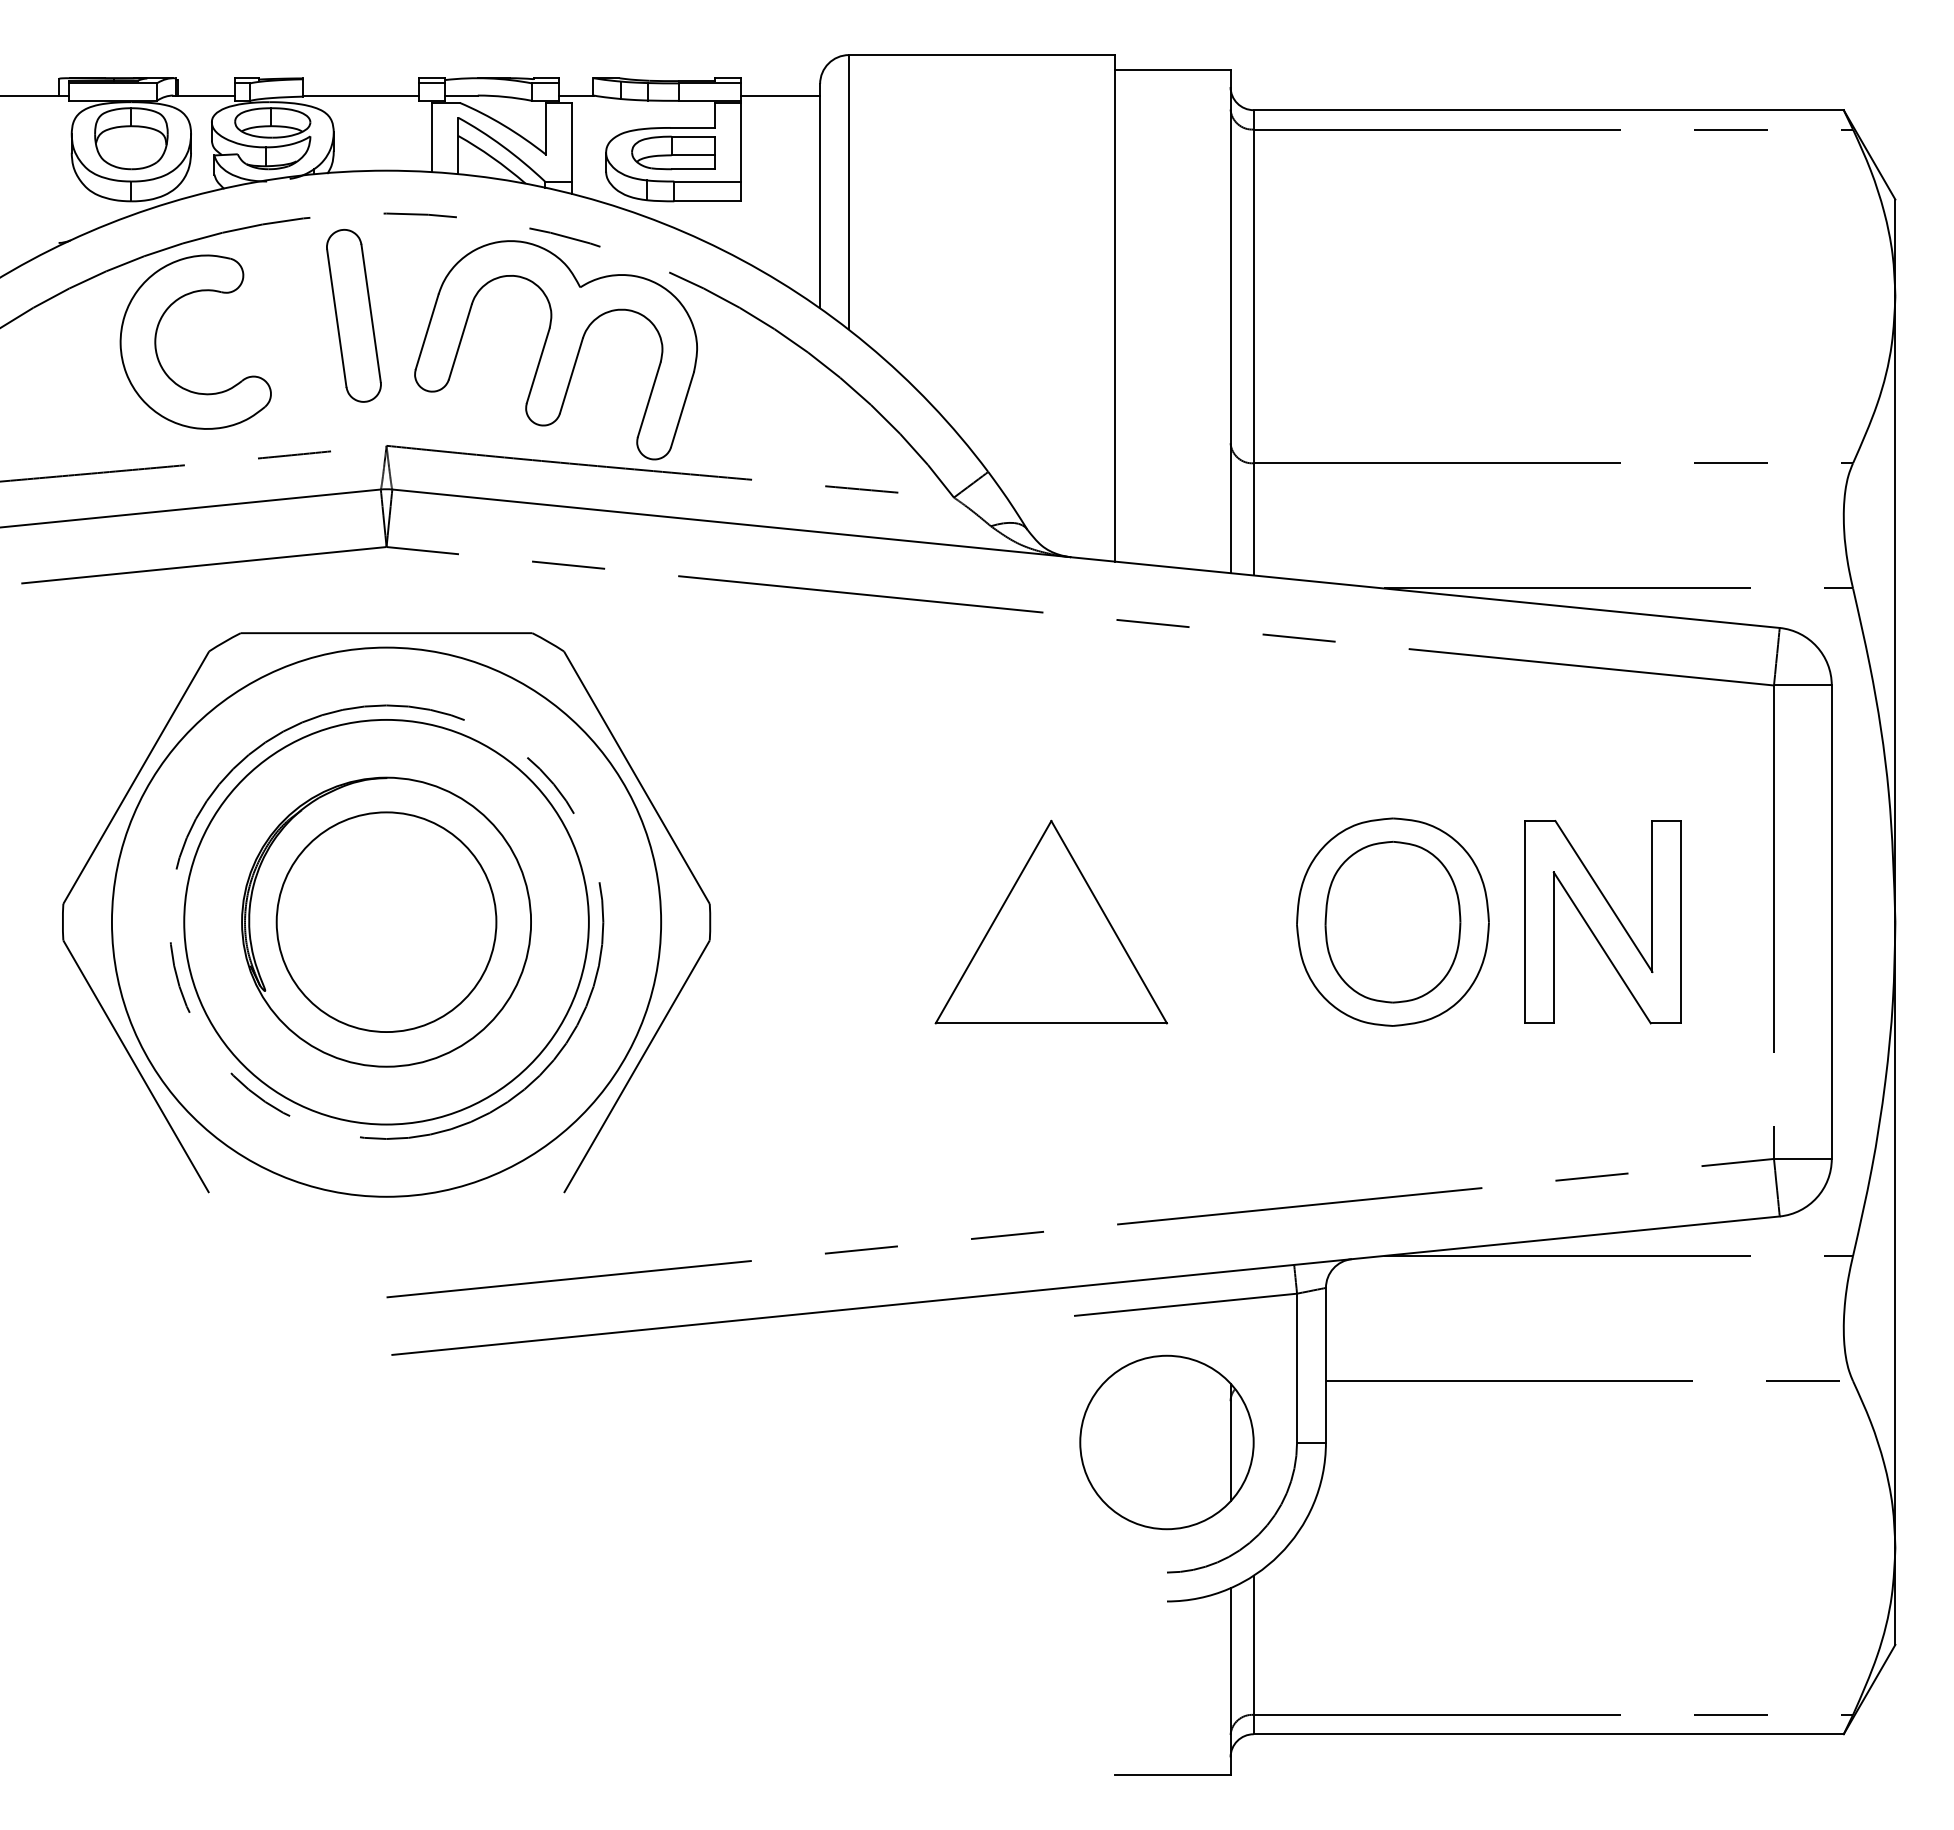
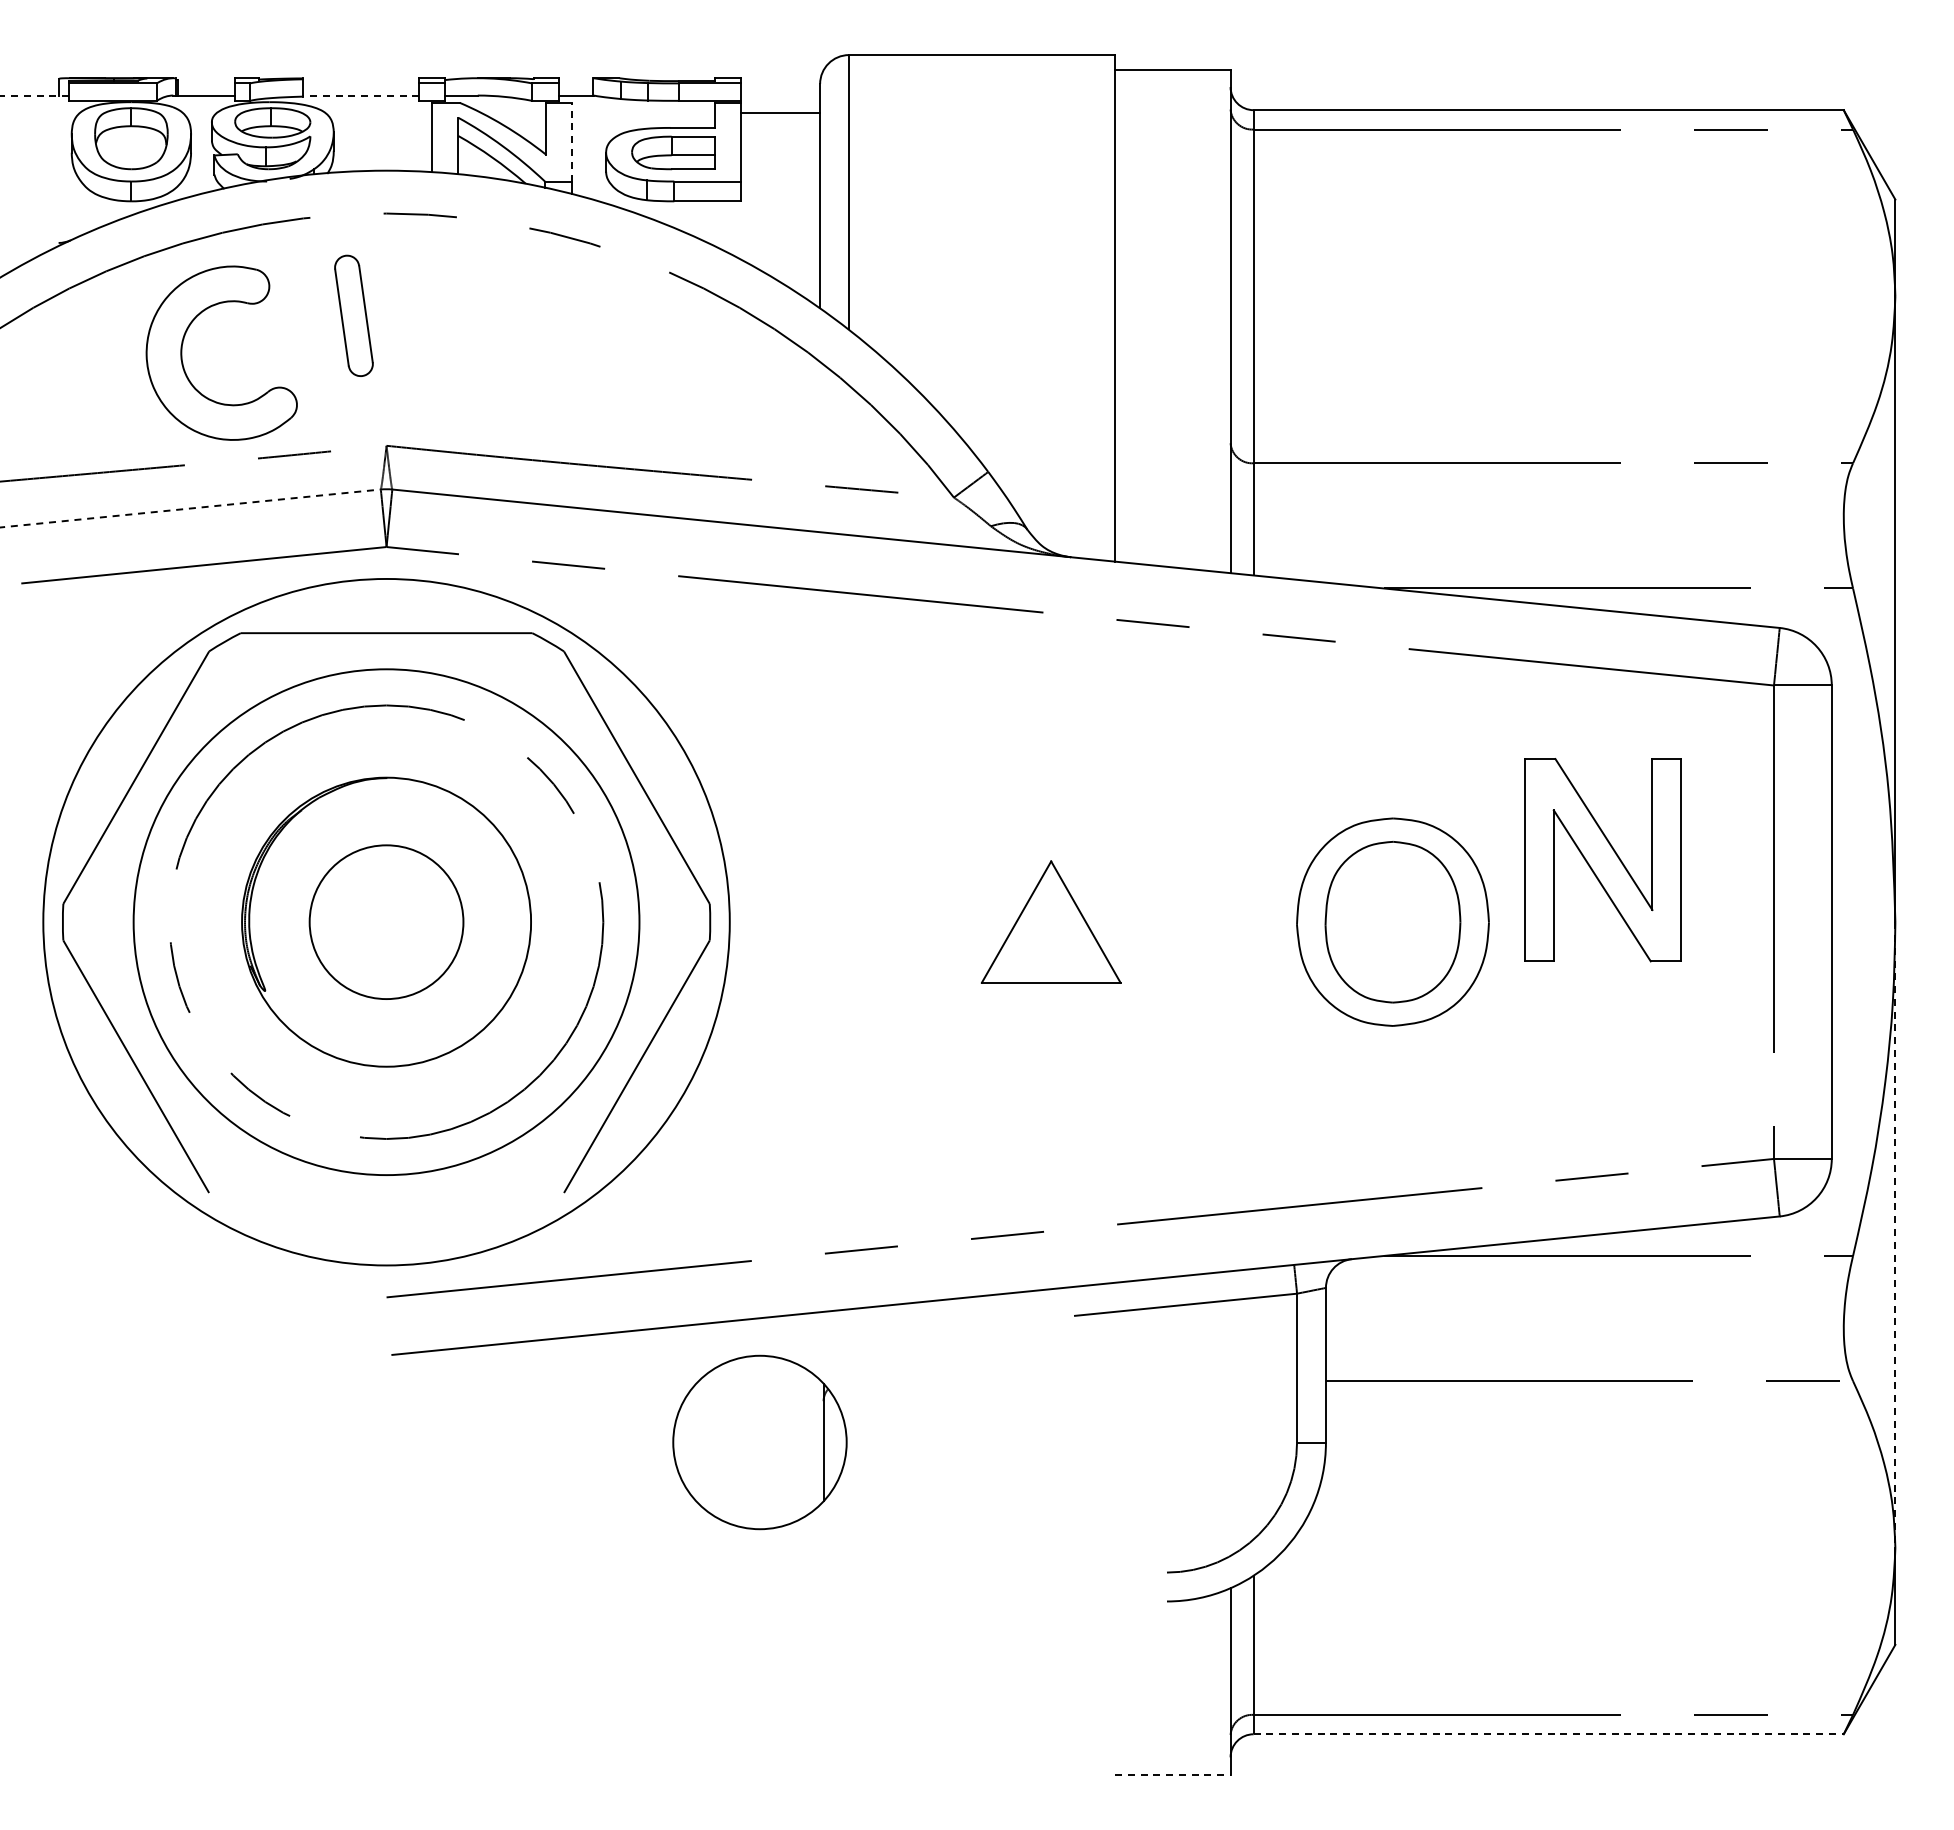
line: solid -> dashed (34, 95)
line: solid -> dashed (360, 95)
line position: (780, 95) -> (780, 112) (780, 112)
line: solid -> dashed (572, 141)
part size: 56x174 px -> 40x123 px (353, 315)
part position: (156, 341) -> (182, 352) (182, 352)
part: present -> none (555, 350)
line: solid -> dashed (190, 508)
circle diameter: 405 px -> 506 px (386, 922)
circle diameter: 549 px -> 686 px (386, 921)
part size: 234x206 px -> 142x124 px (1050, 921)
circle diameter: 220 px -> 154 px (386, 922)
part position: (1602, 922) -> (1602, 860) (1602, 860)
line: solid -> dashed (1895, 1235)
part position: (1166, 1442) -> (759, 1442) (759, 1442)
line: solid -> dashed (1549, 1734)
line: solid -> dashed (1172, 1774)
